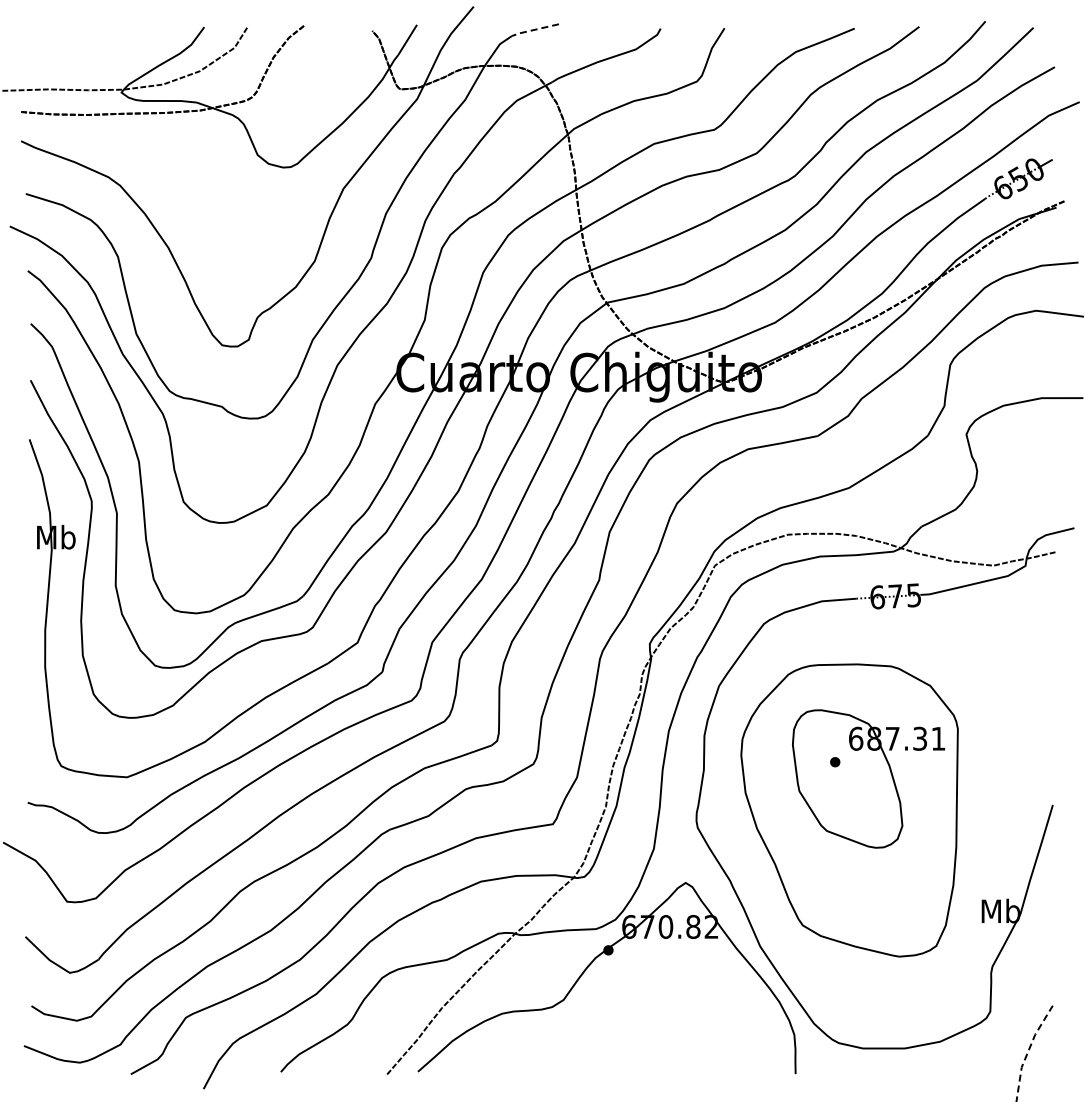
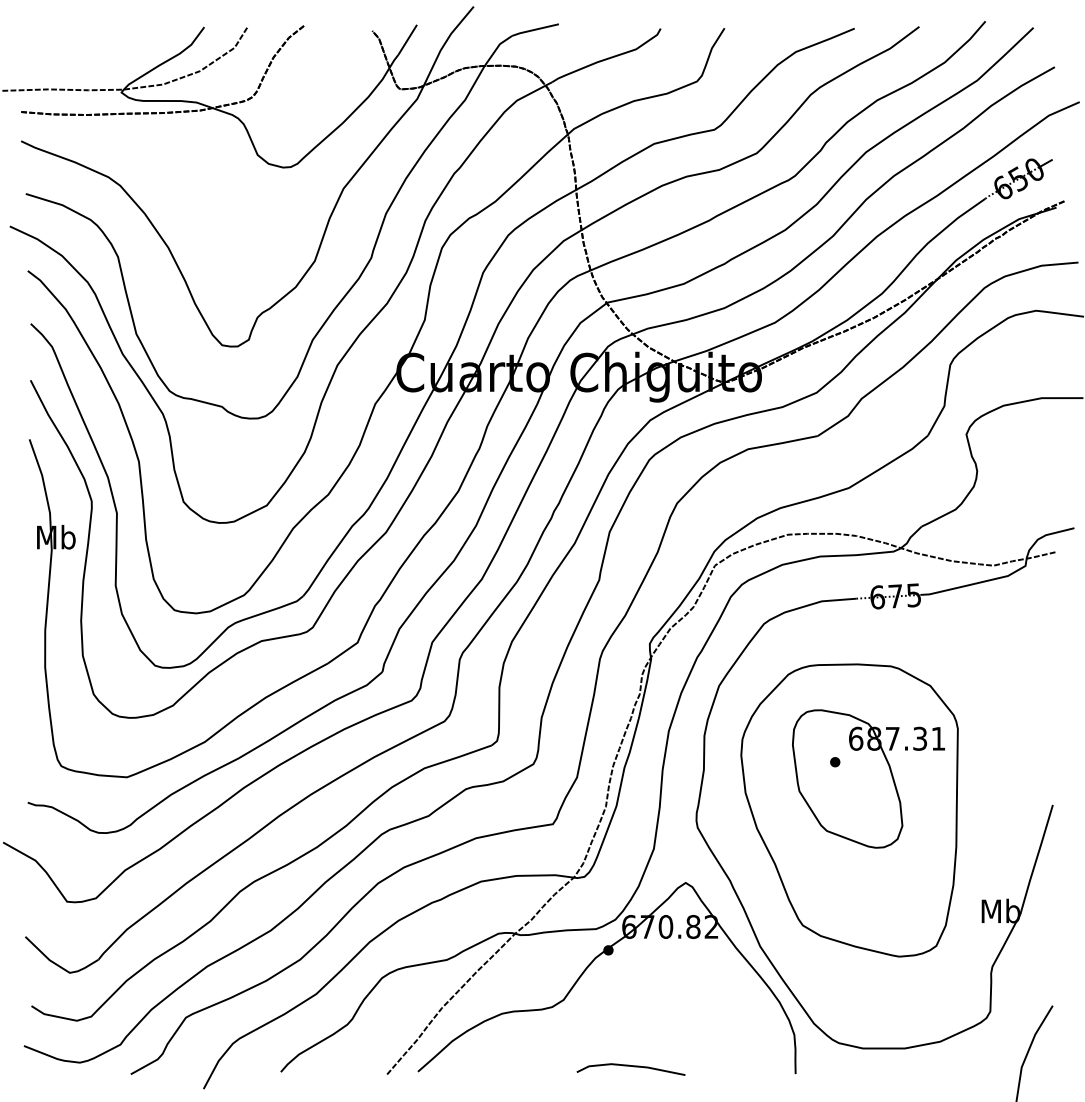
line: dashed -> solid (534, 29)
line: dashed -> solid (1028, 1051)
line: none -> present (630, 1066)
